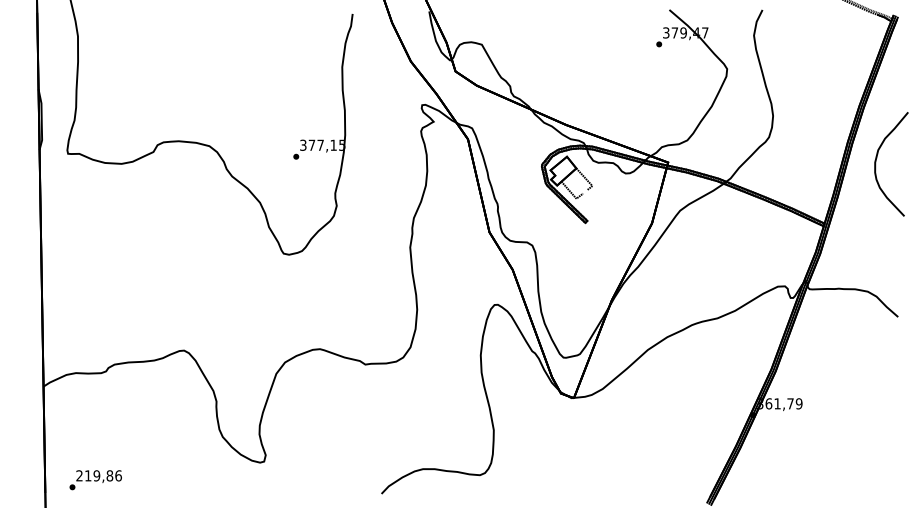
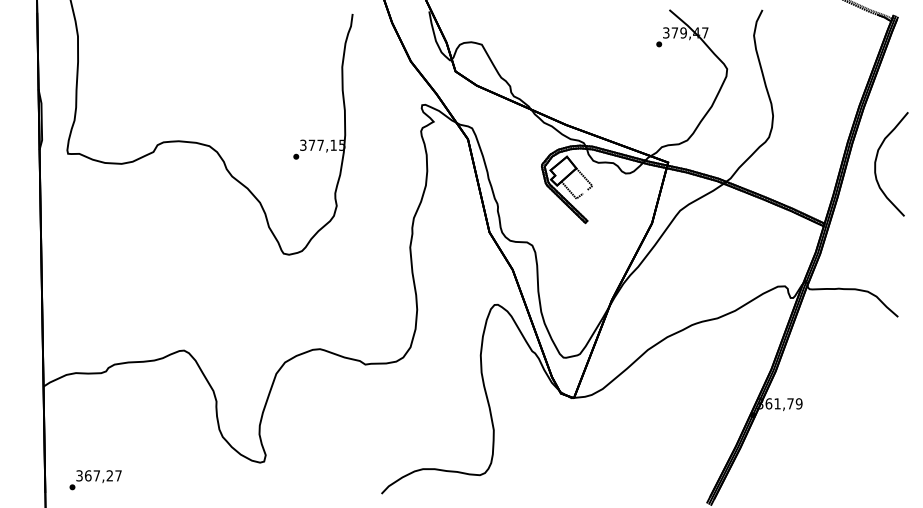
text: 219,86 -> 367,27 (98, 475)
